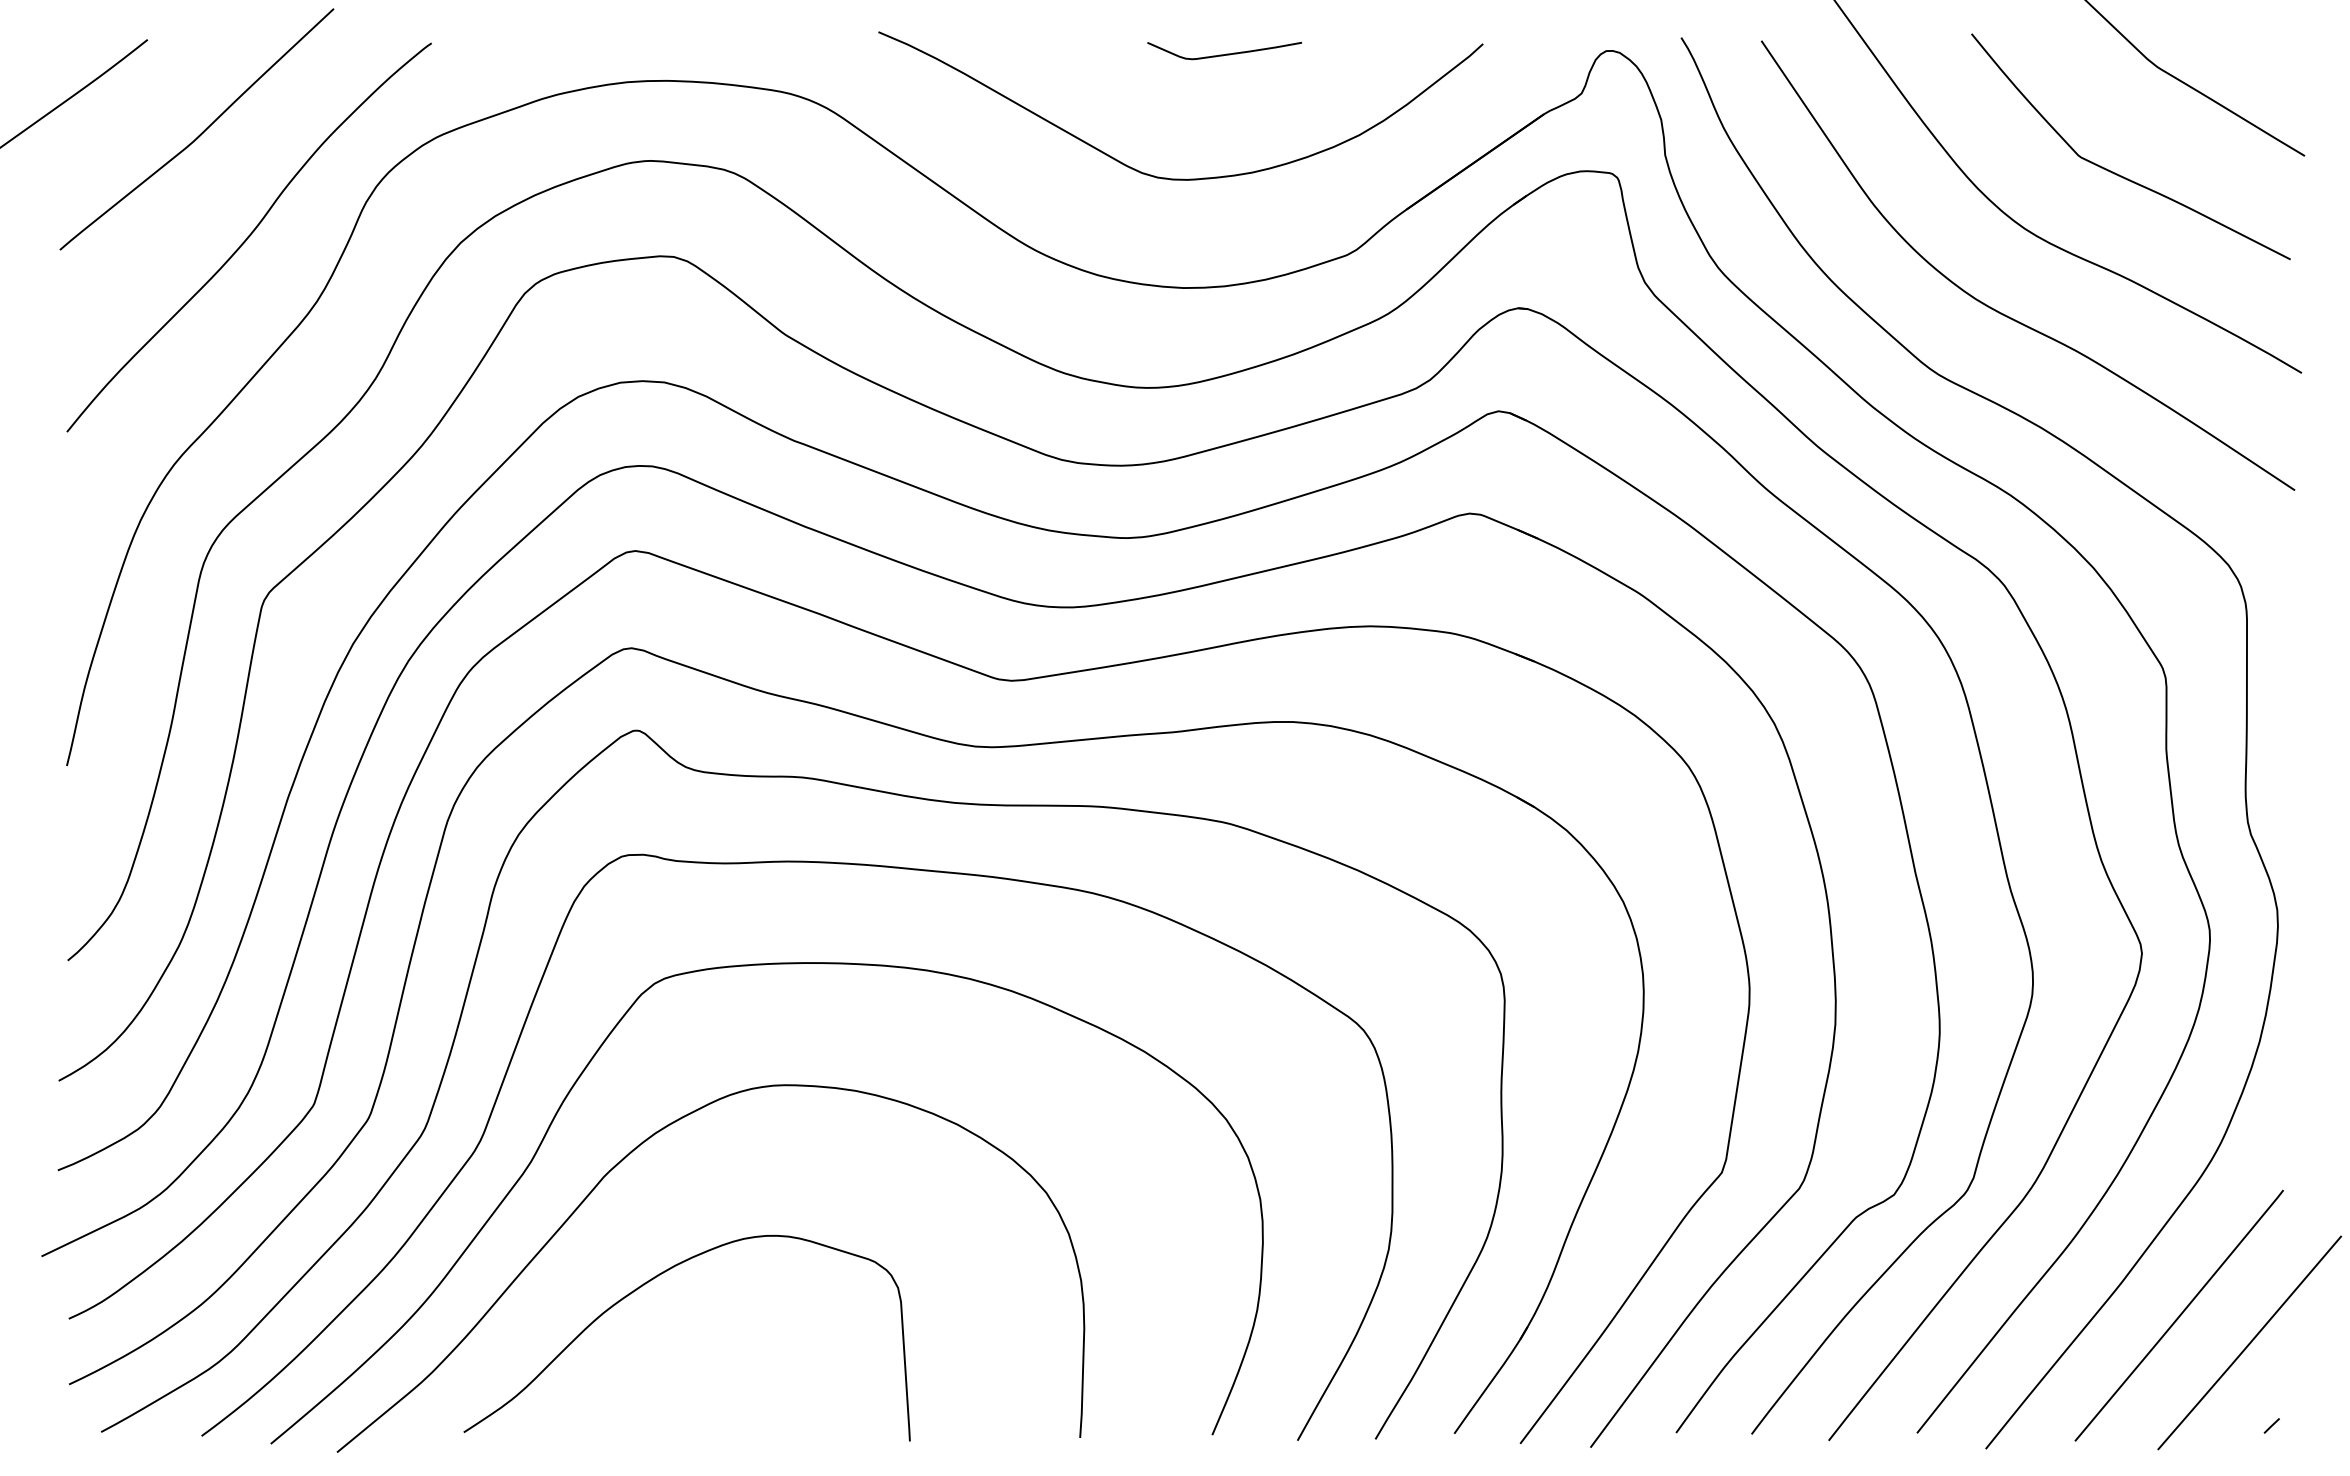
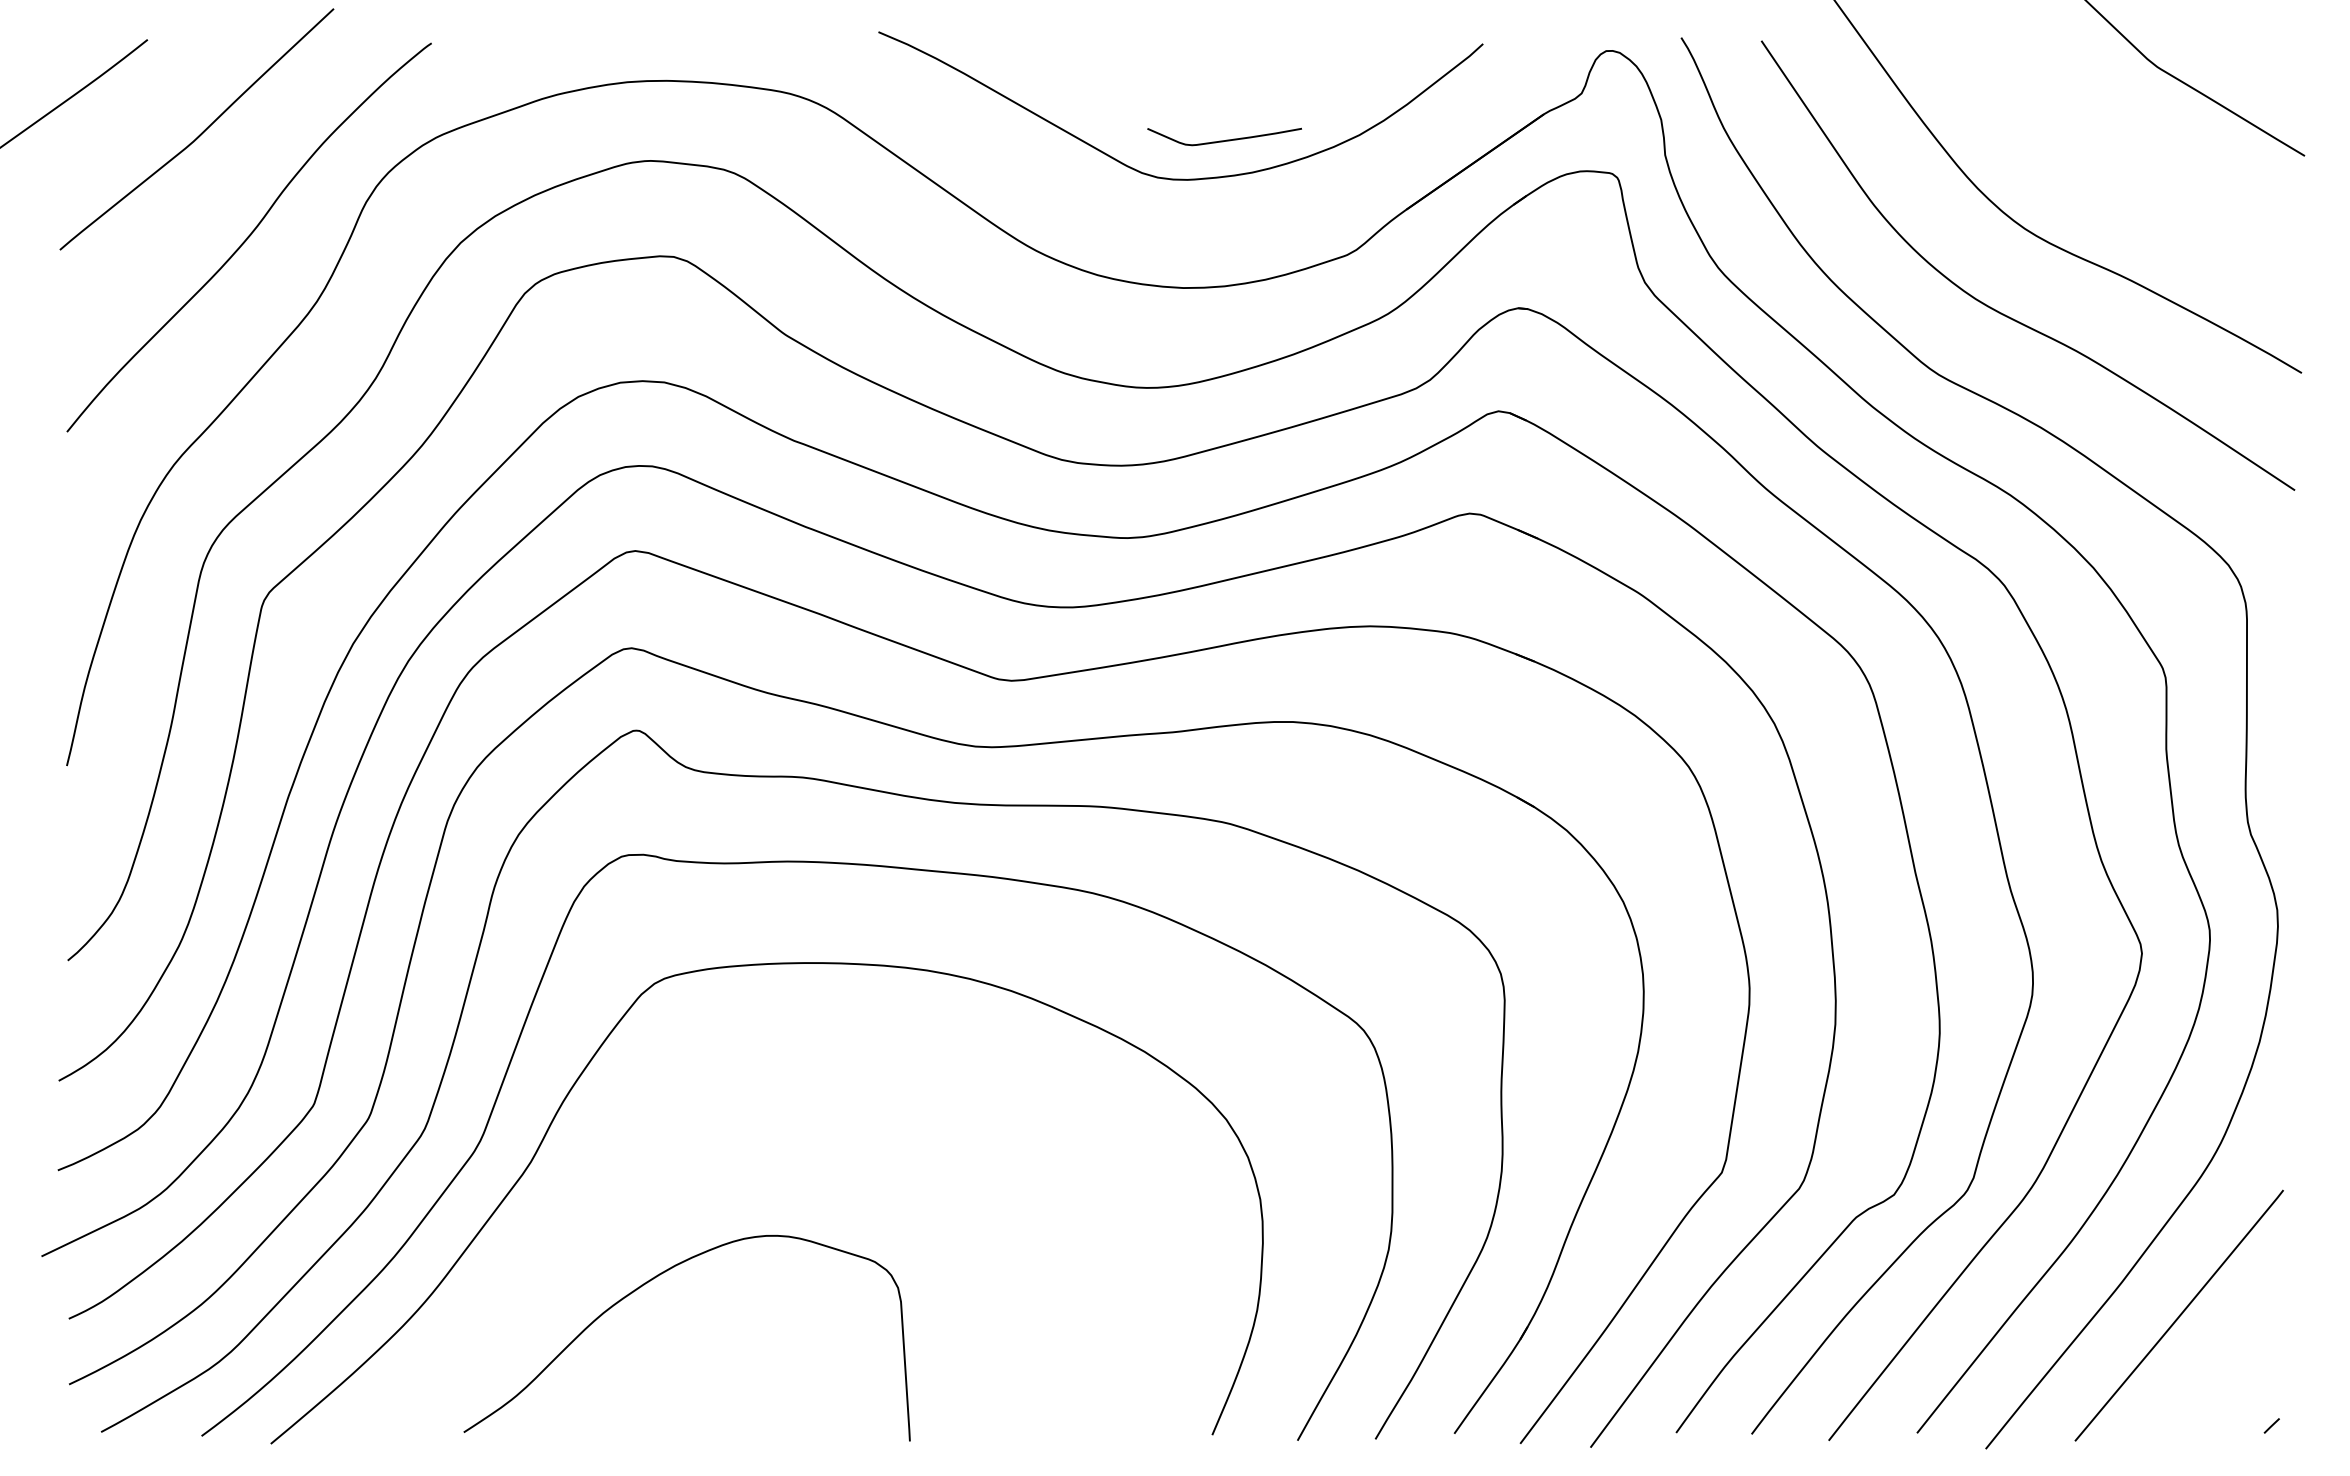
curve position: (1226, 53) -> (1226, 139) (1226, 139)
curve: present -> none (2117, 173)
curve: present -> none (622, 1161)
line: present -> none (2249, 1342)
